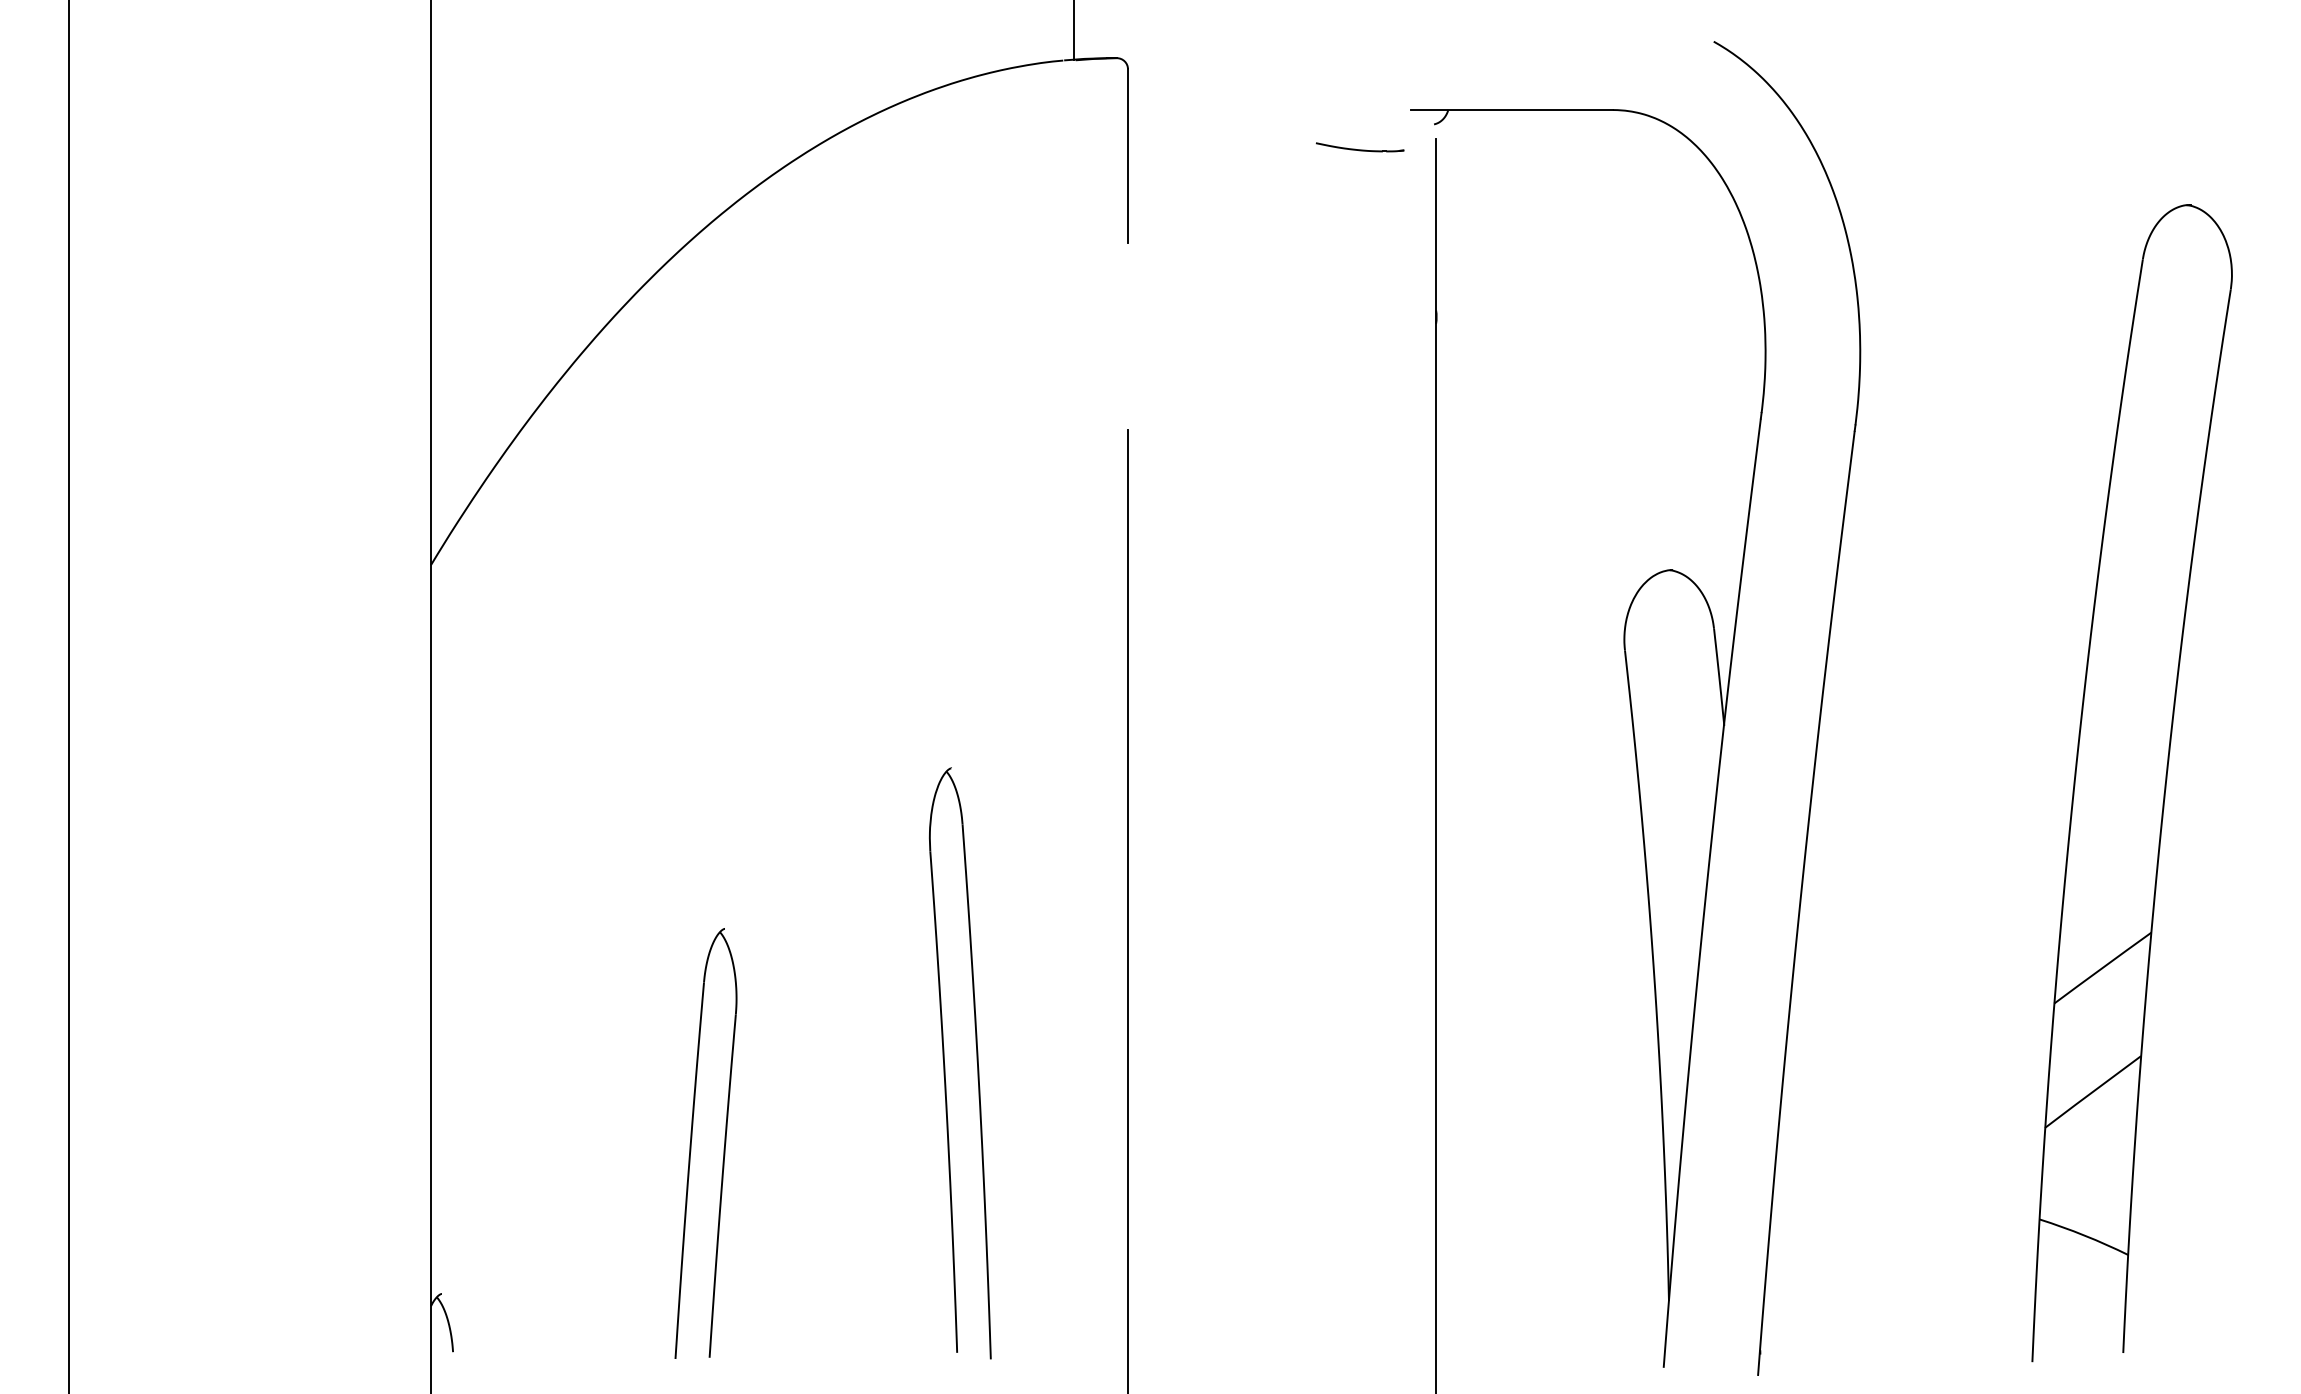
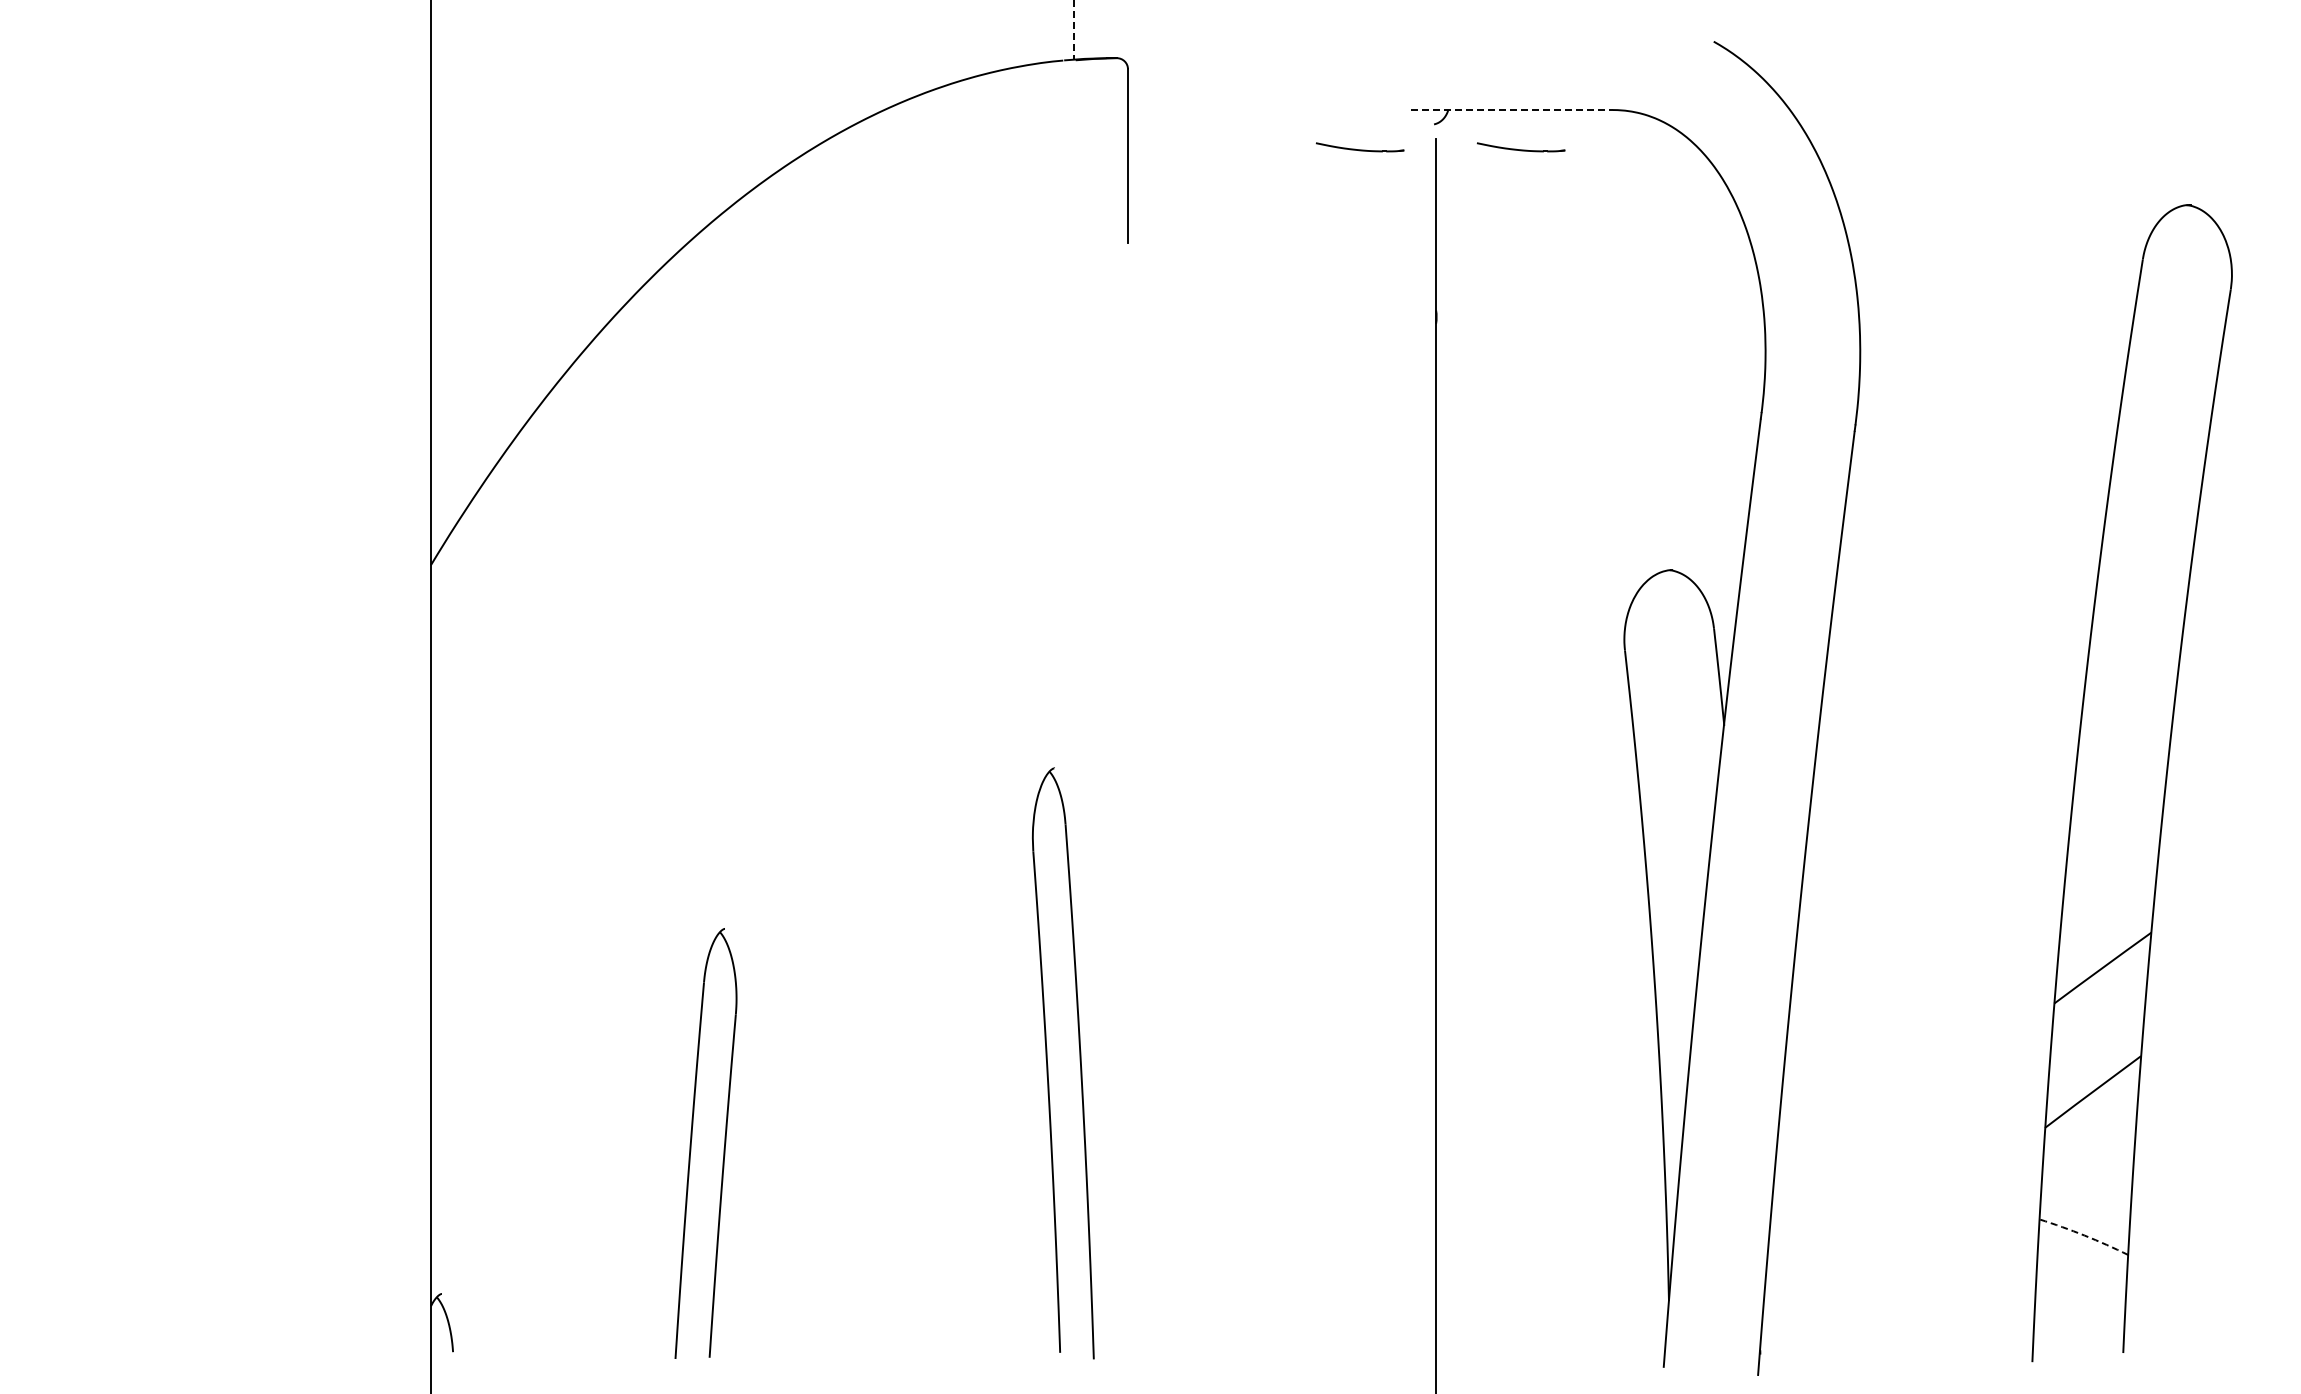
line: solid -> dashed (1074, 30)
line: solid -> dashed (1511, 110)
part: none -> present (1521, 147)
line: present -> none (69, 696)
line: present -> none (1128, 910)
part position: (945, 1065) -> (1048, 1065) (1048, 1065)
arc: solid -> dashed (2084, 1235)
